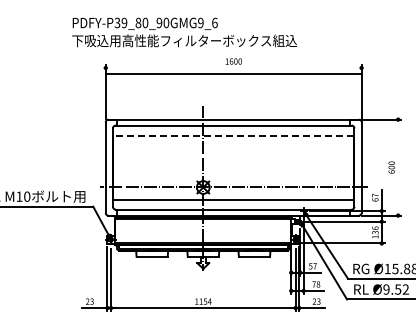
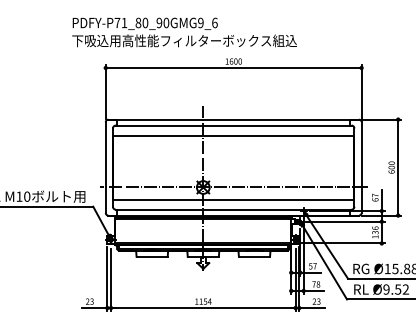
text: PDFY-P39_80_90GMG9_6 -> PDFY-P71_80_90GMG9_6 (120, 22)
line position: (233, 74) -> (233, 68) (233, 68)
line: dashed -> solid (233, 135)
line: none -> present (398, 167)
